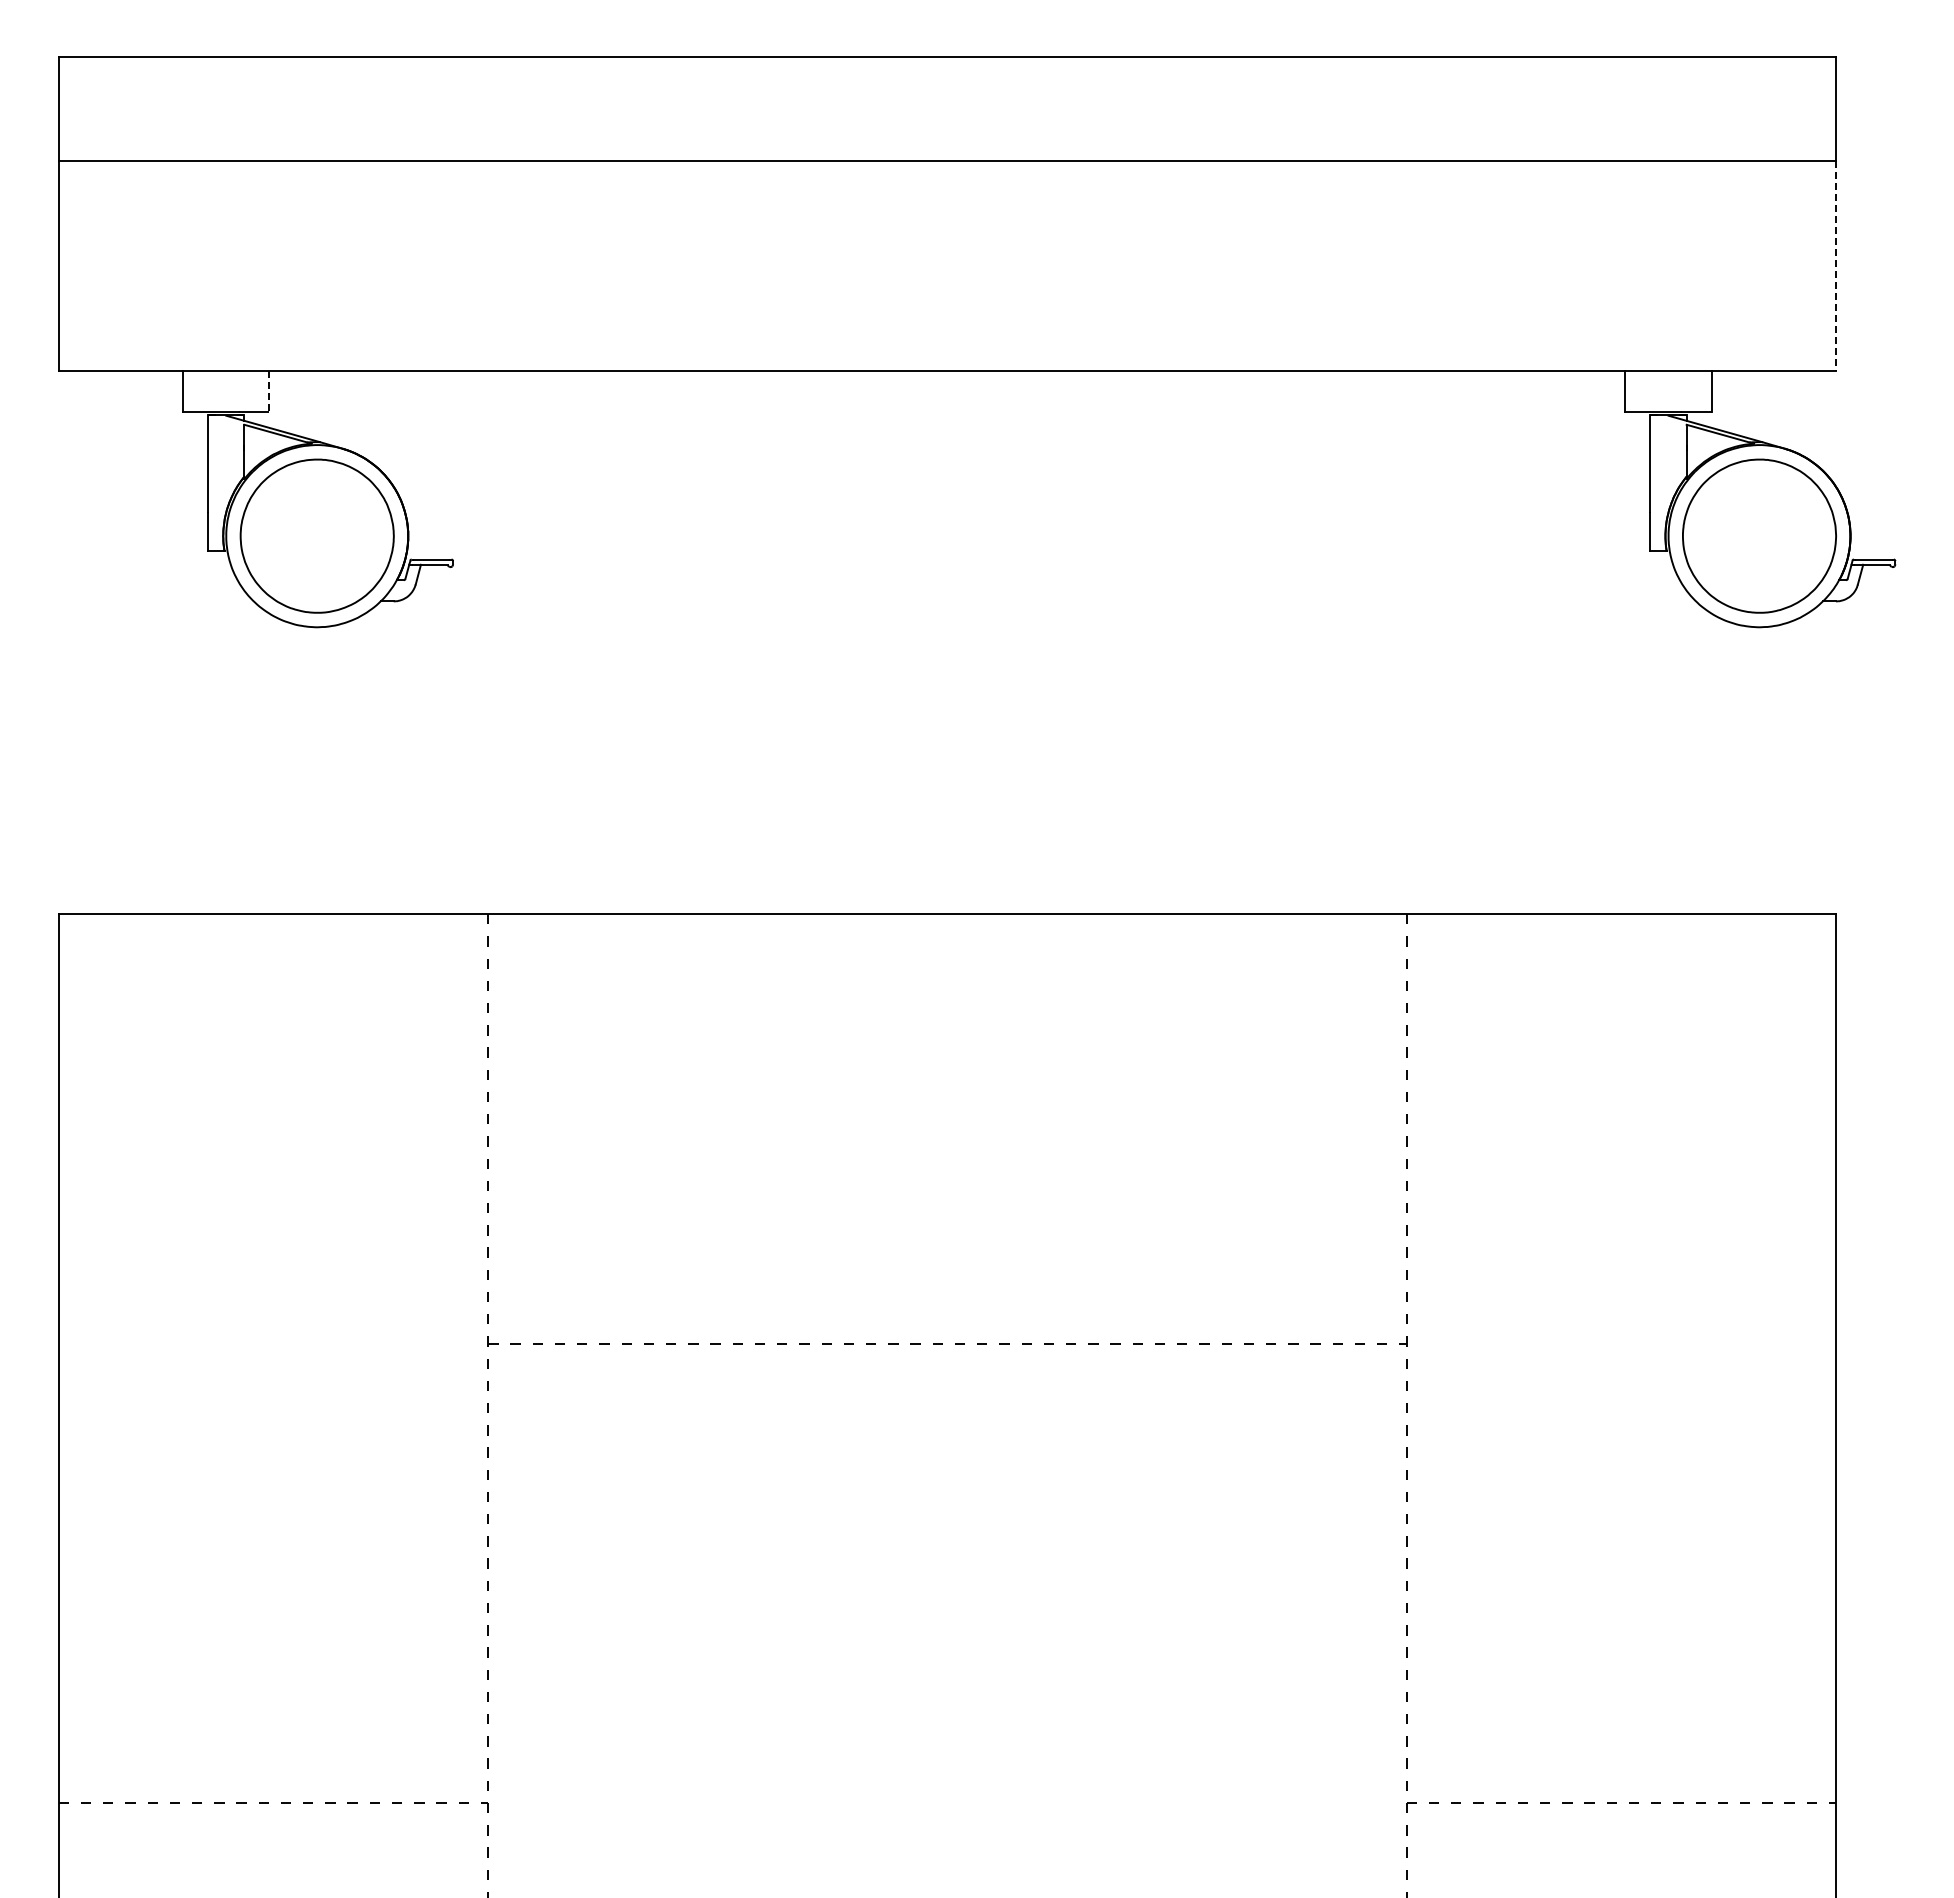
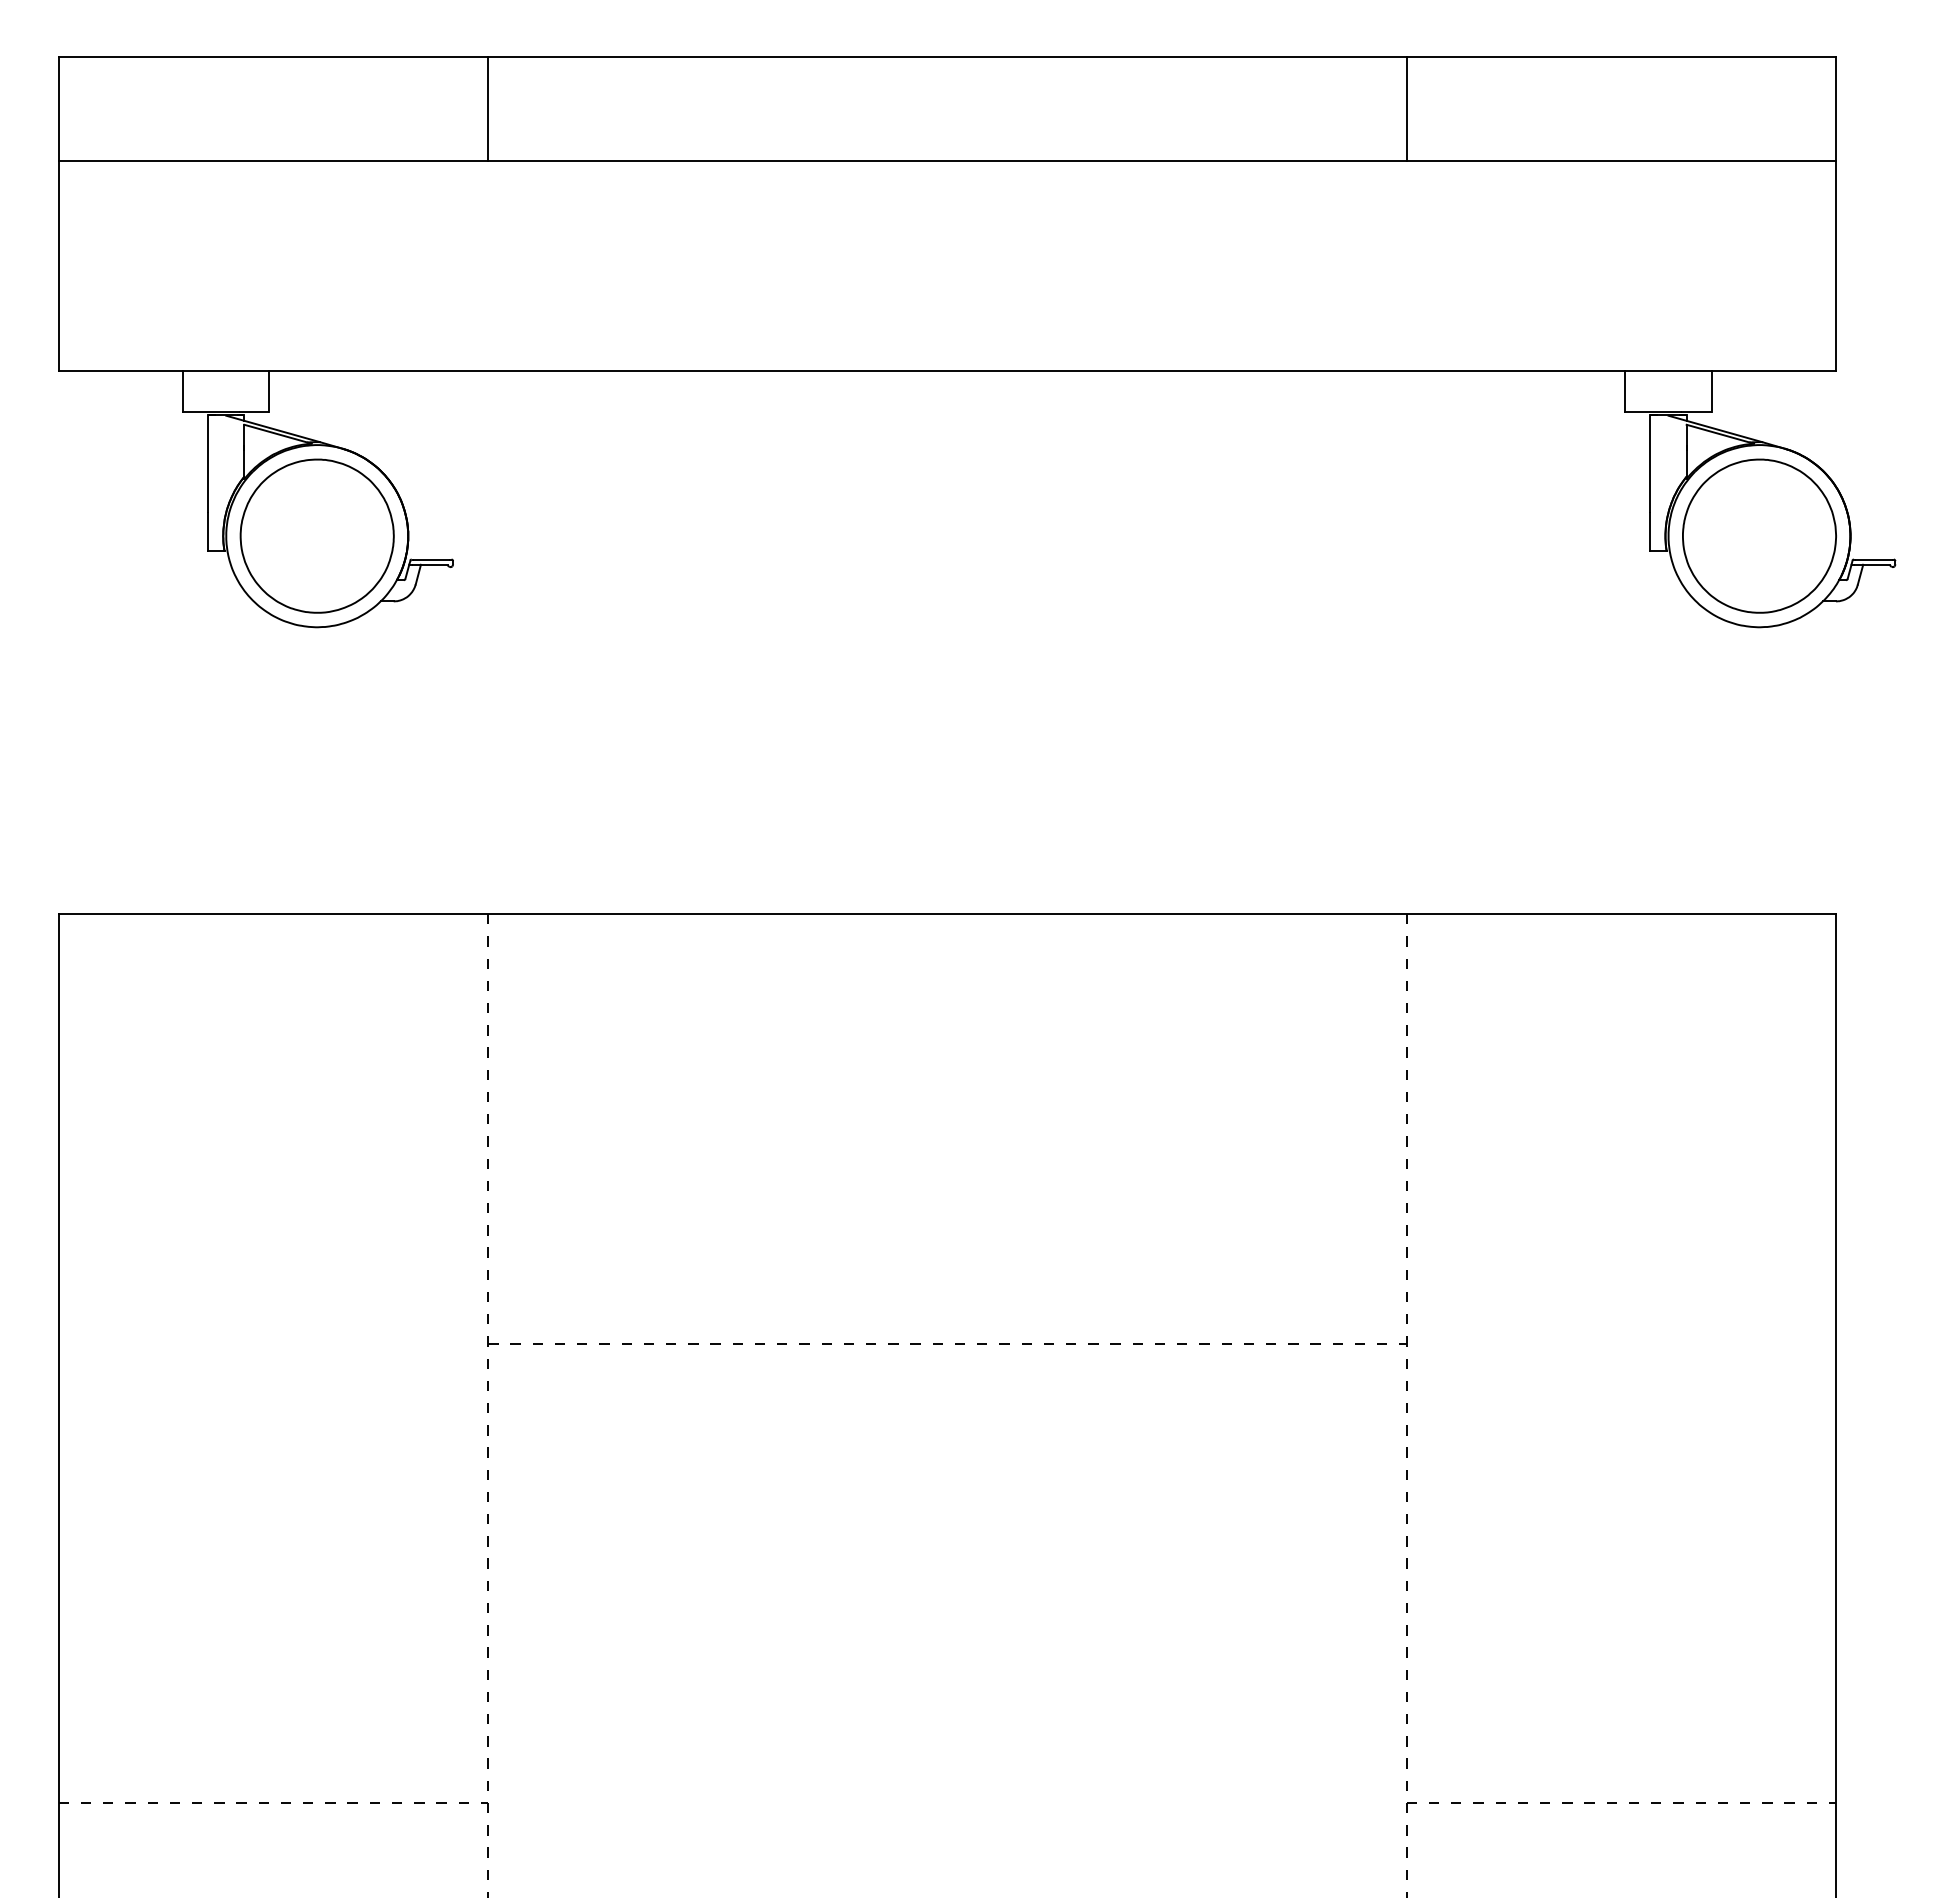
line: none -> present (488, 108)
line: none -> present (1406, 108)
line: dashed -> solid (1836, 266)
line: dashed -> solid (269, 391)
